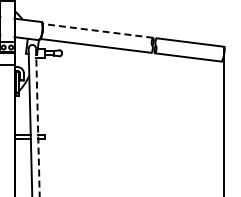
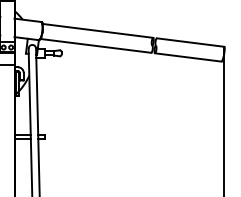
line: dashed -> solid (97, 30)
line: dashed -> solid (37, 122)
